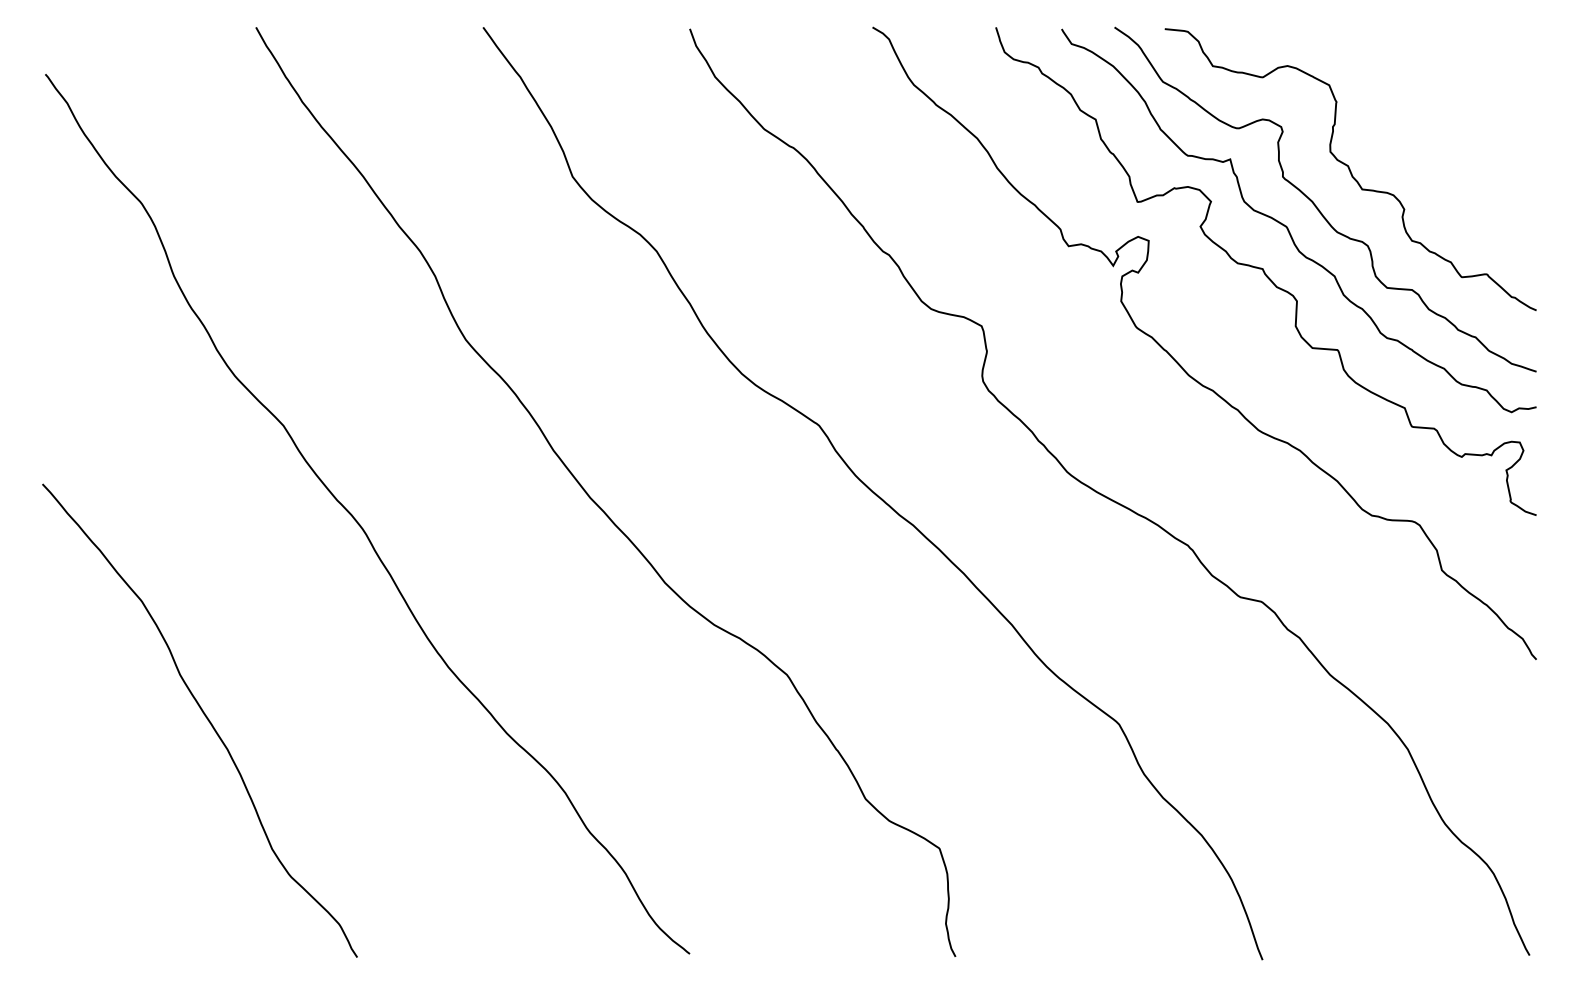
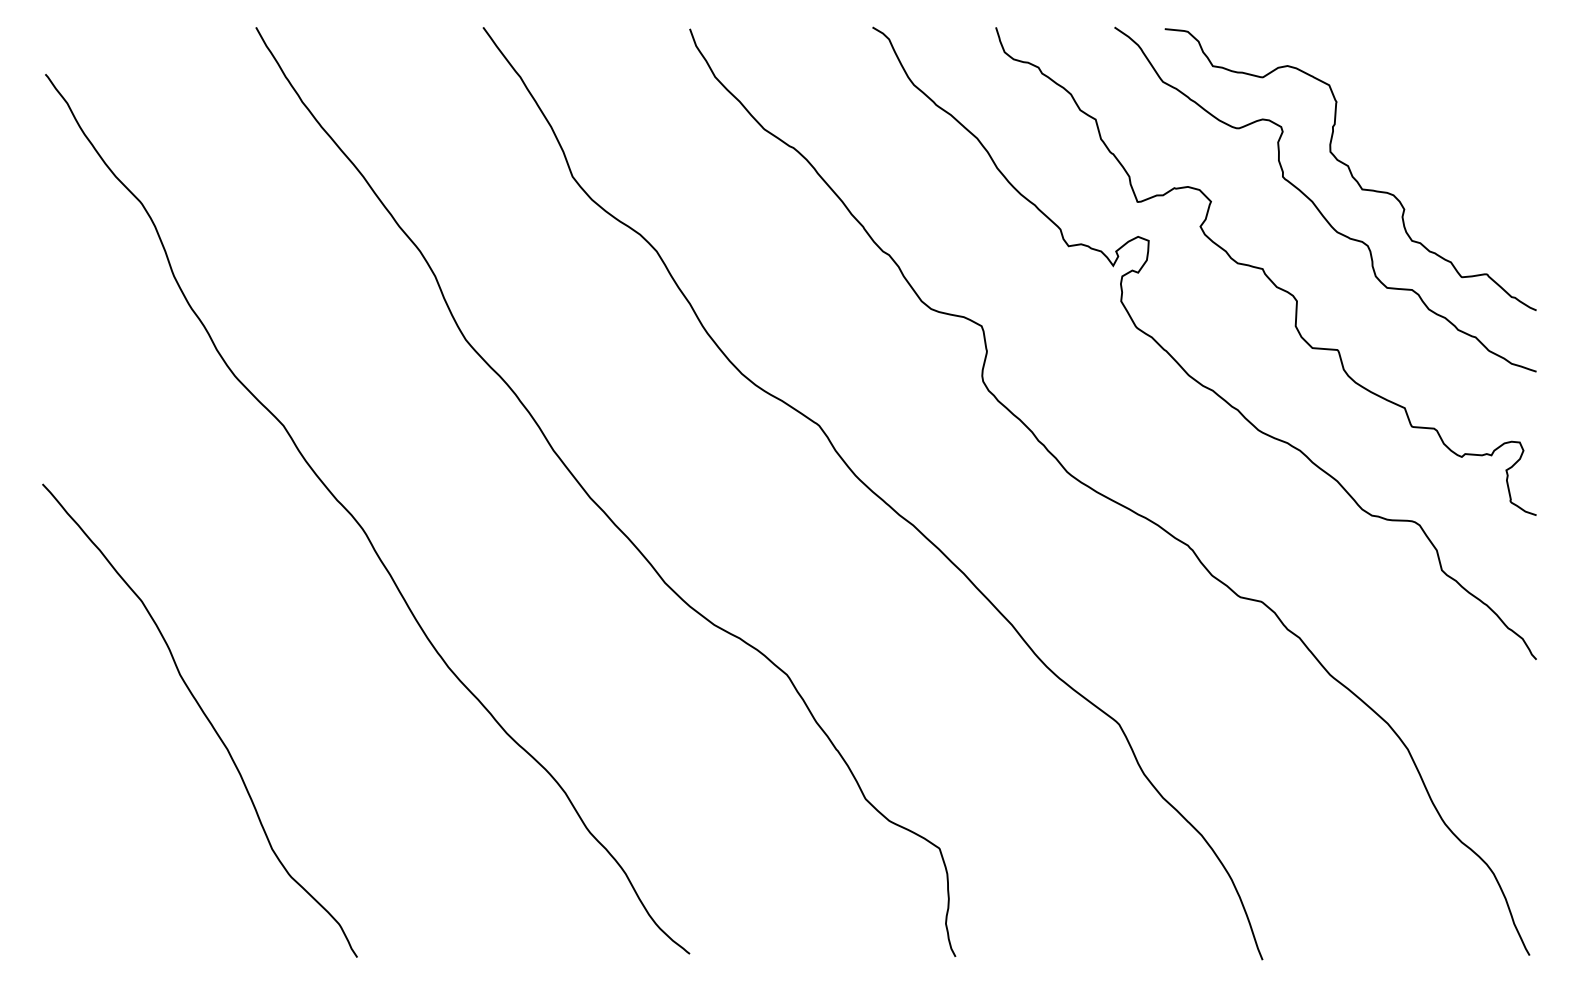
curve: present -> none (1287, 226)
